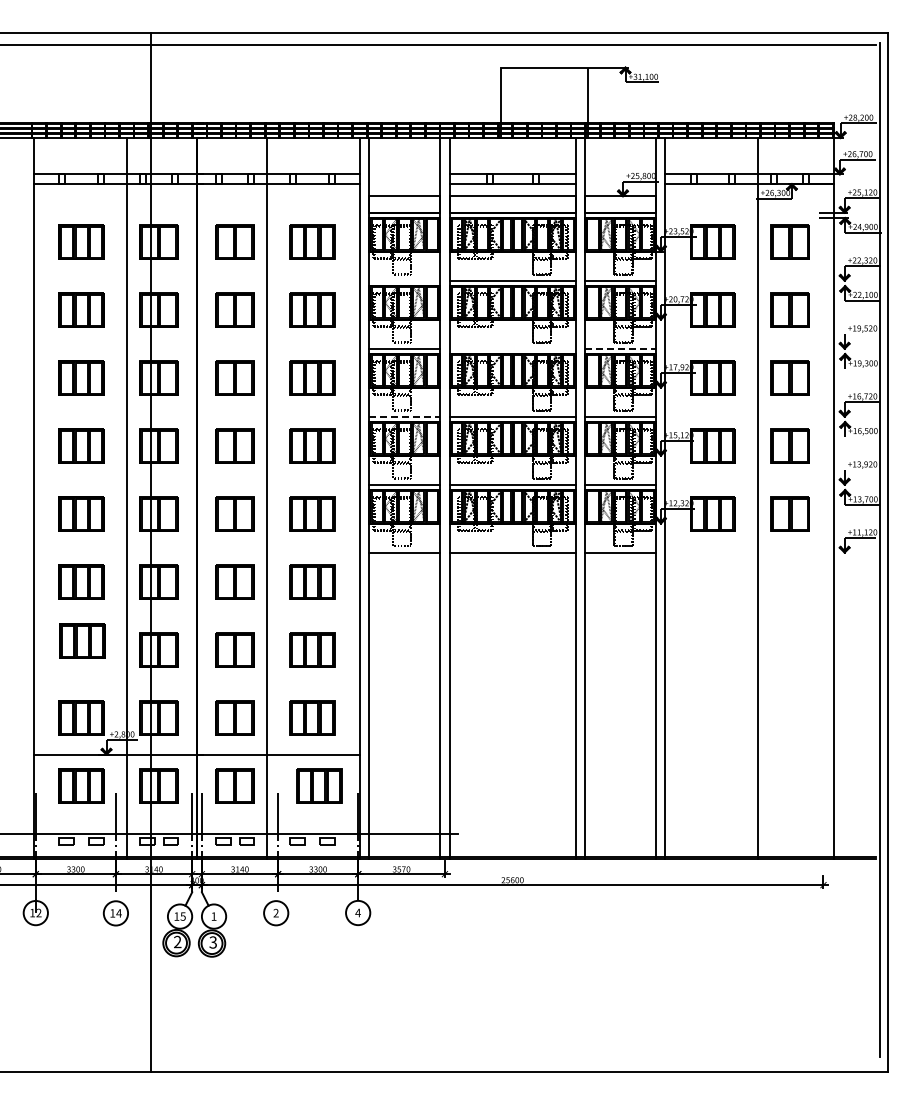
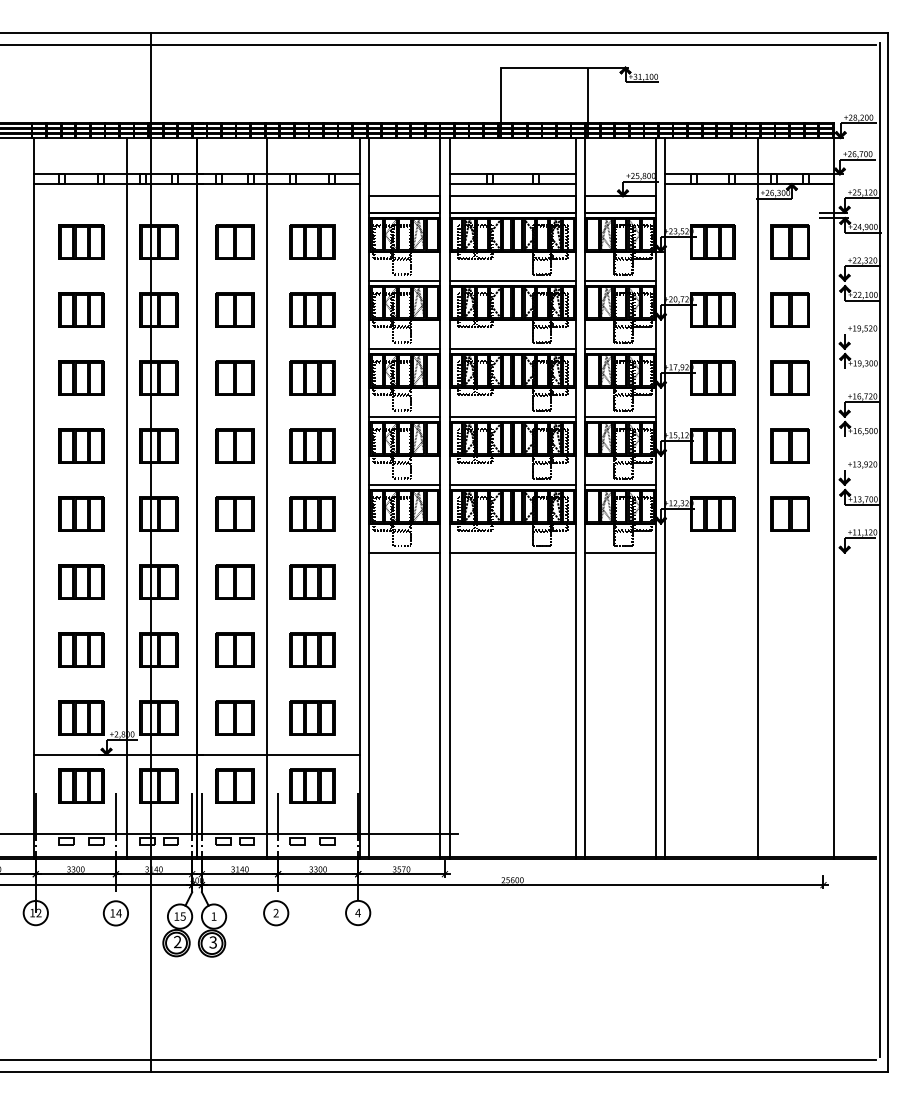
line: none -> present (404, 280)
line: none -> present (512, 348)
line: dashed -> solid (620, 348)
line: dashed -> solid (404, 416)
part position: (82, 640) -> (81, 649) (81, 649)
part position: (319, 785) -> (312, 785) (312, 785)
line: none -> present (439, 1059)
